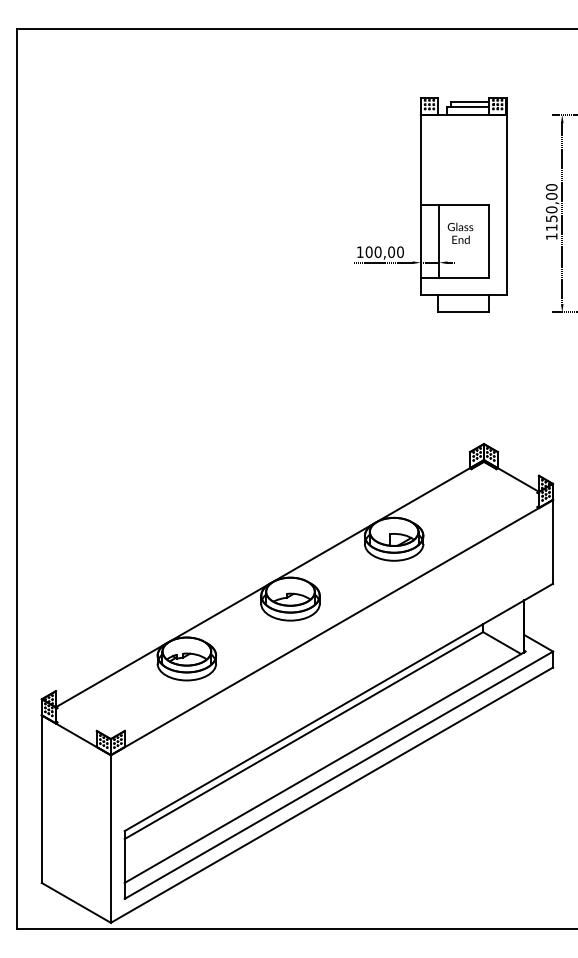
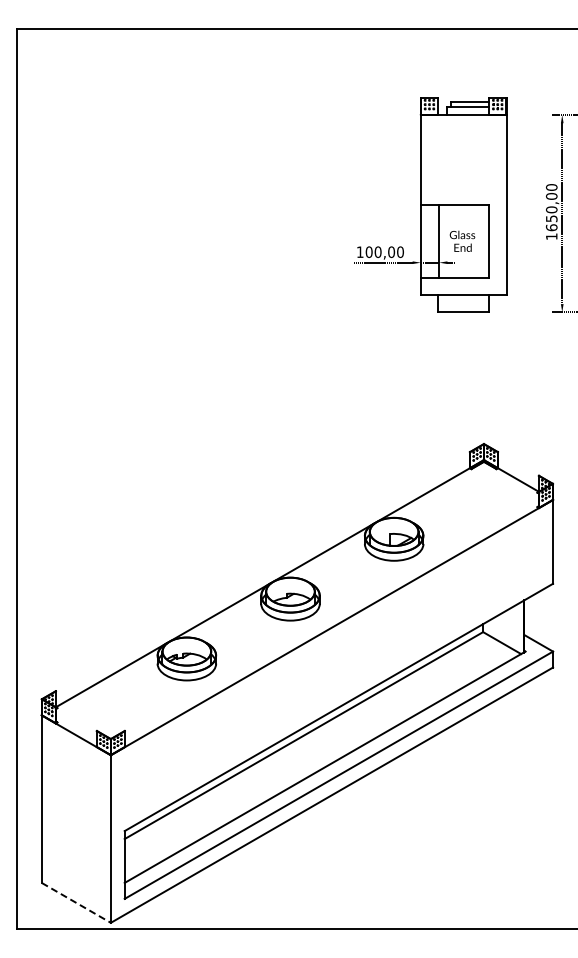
text: 1150,00 -> 1650,00 (551, 227)
text position: (460, 232) -> (462, 240) (462, 240)
line: solid -> dashed (76, 902)
